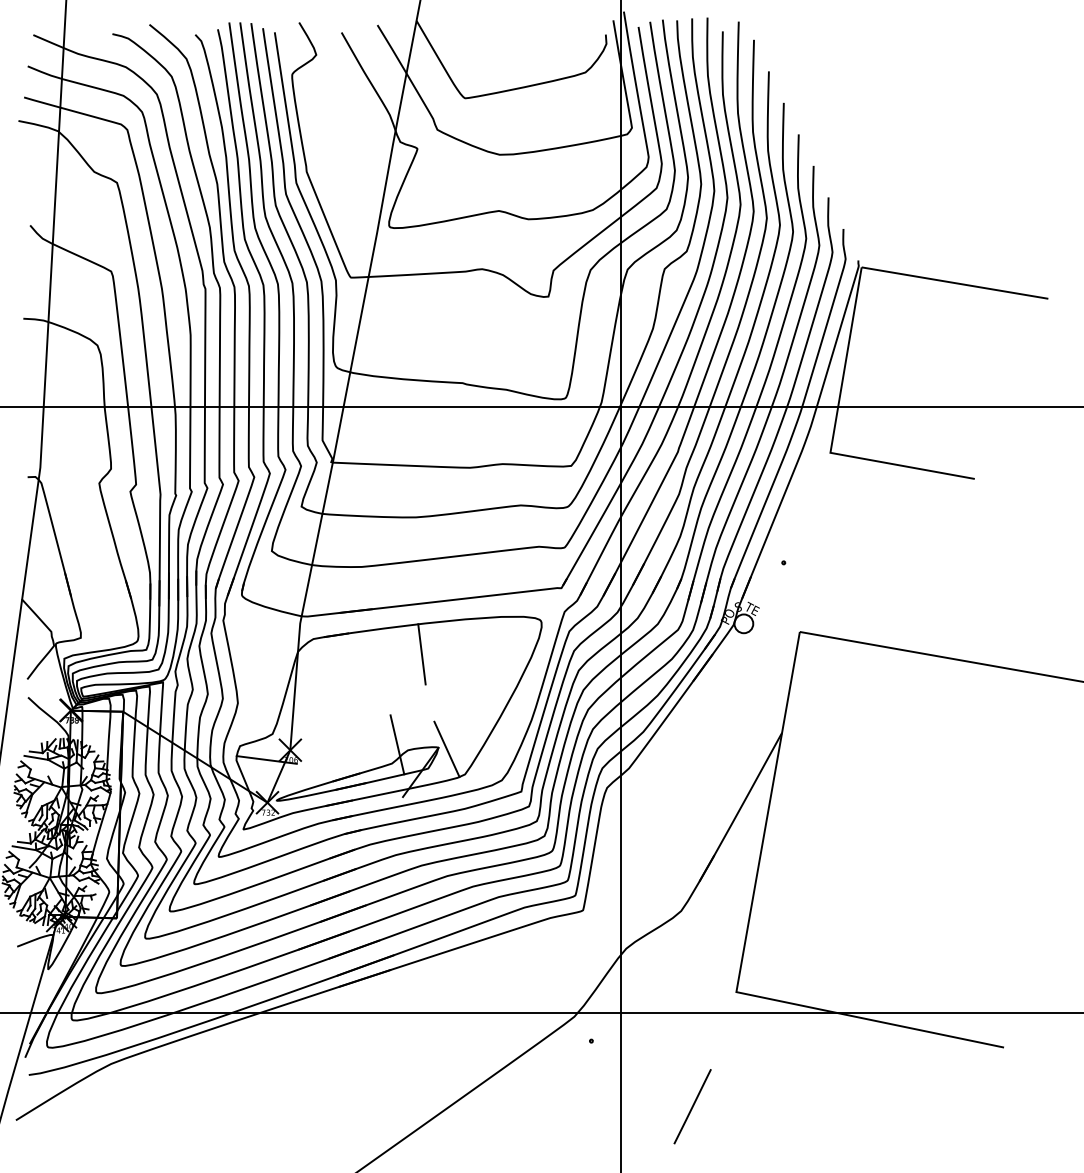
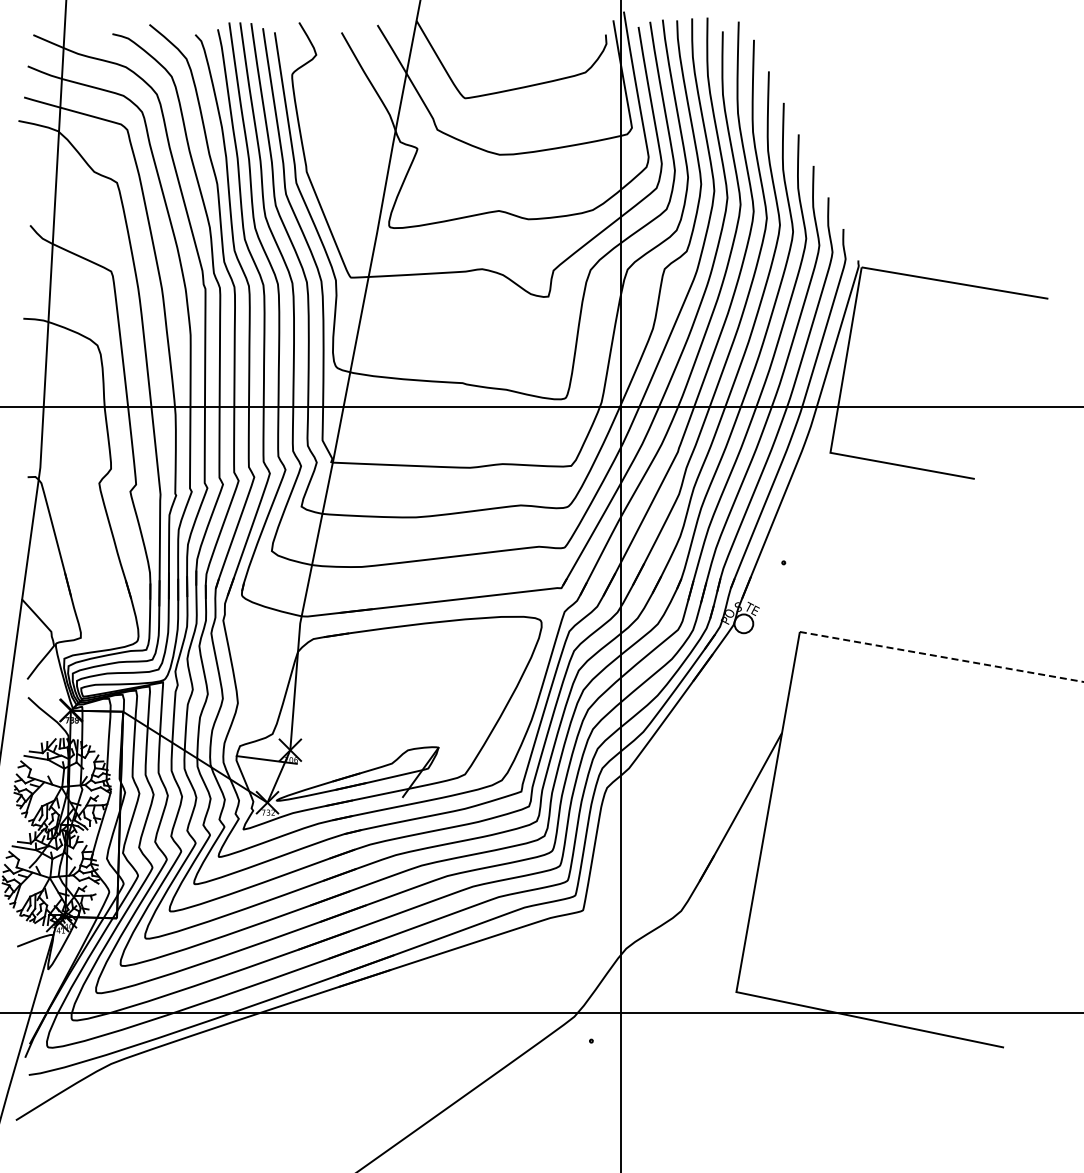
line: present -> none (421, 654)
line: solid -> dashed (942, 657)
line: present -> none (397, 744)
line: present -> none (446, 748)
line: present -> none (692, 1106)
